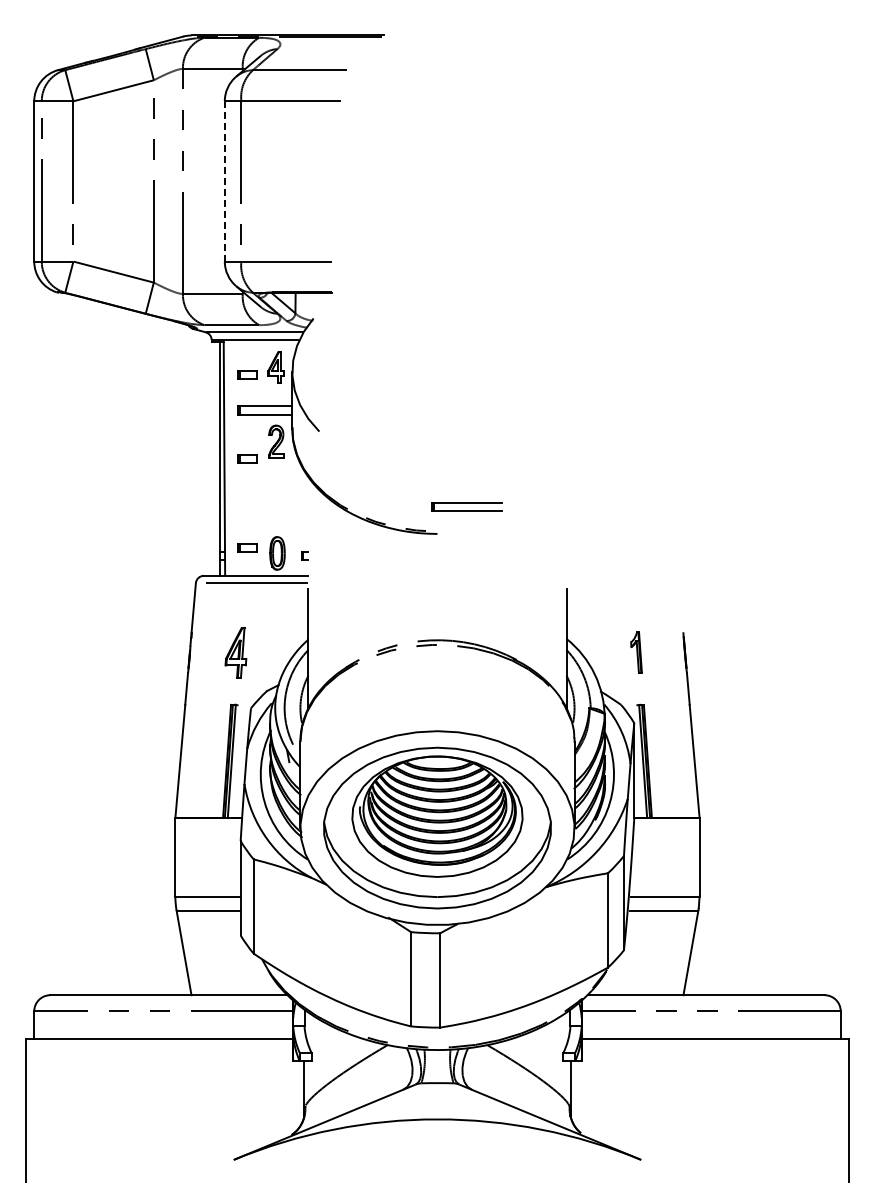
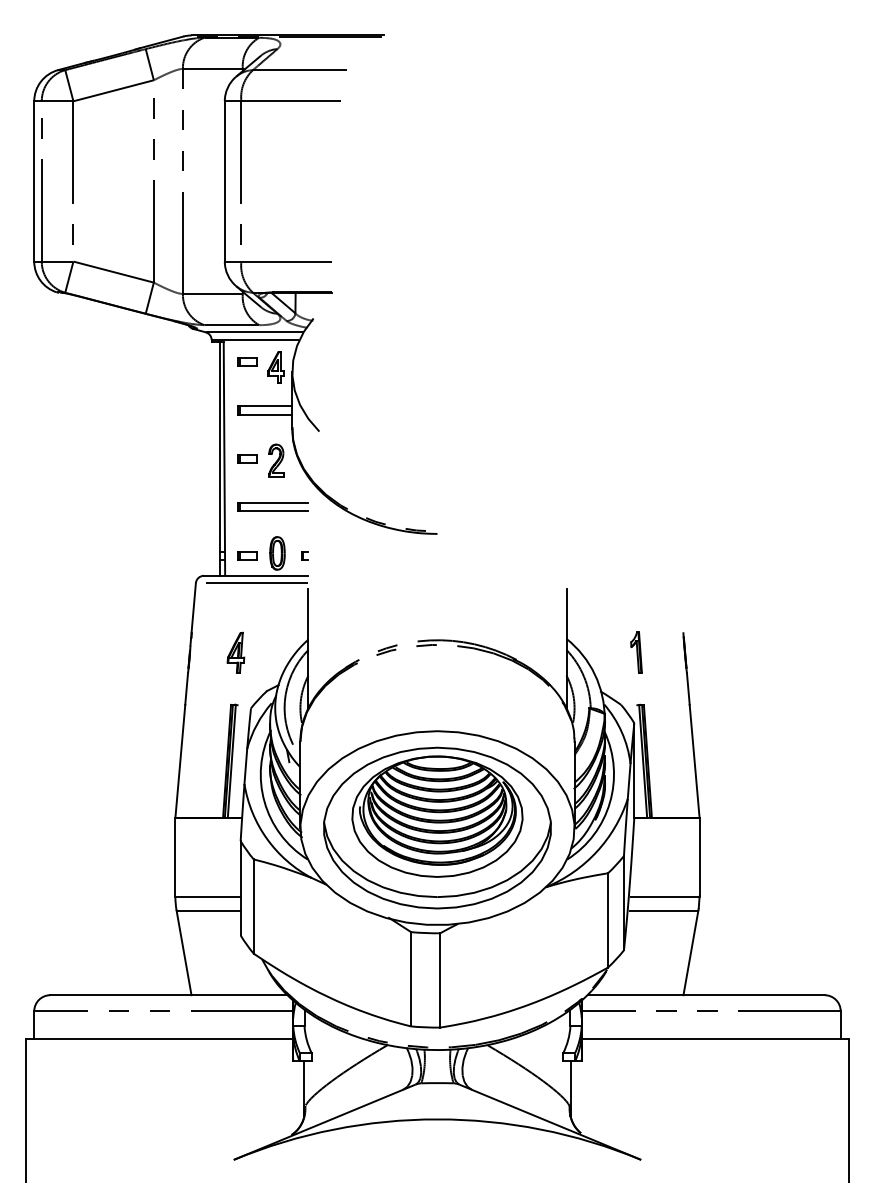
line: dashed -> solid (224, 181)
part position: (247, 374) -> (247, 361) (247, 361)
part position: (276, 441) -> (276, 460) (276, 460)
part position: (466, 506) -> (272, 506) (272, 506)
part position: (247, 547) -> (247, 555) (247, 555)
part size: 24x52 px -> 20x43 px (235, 652)
